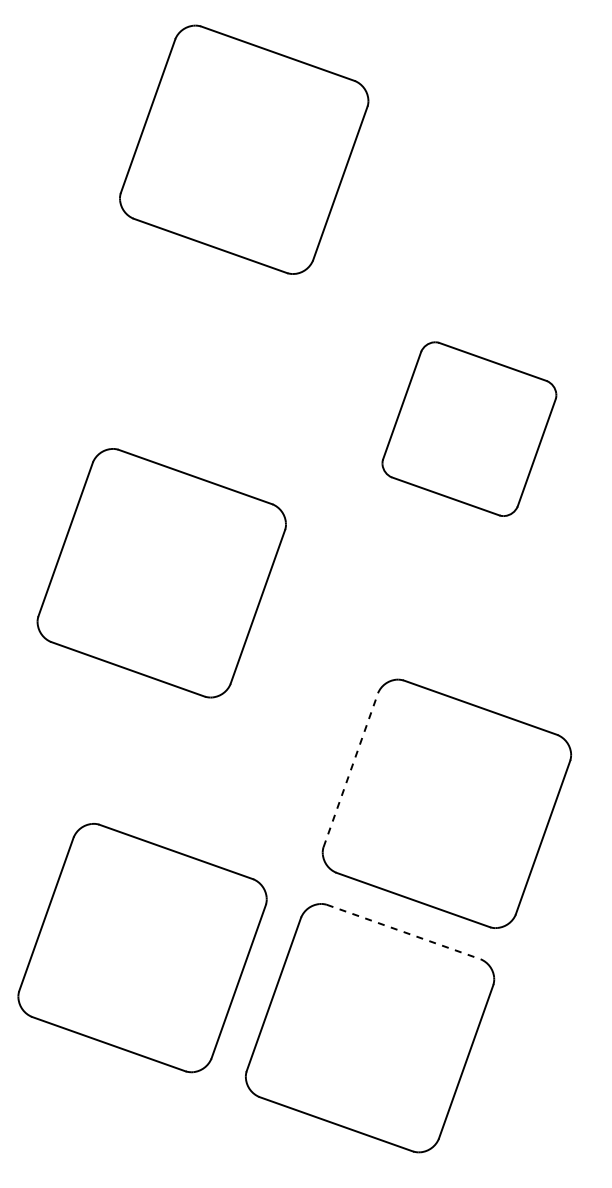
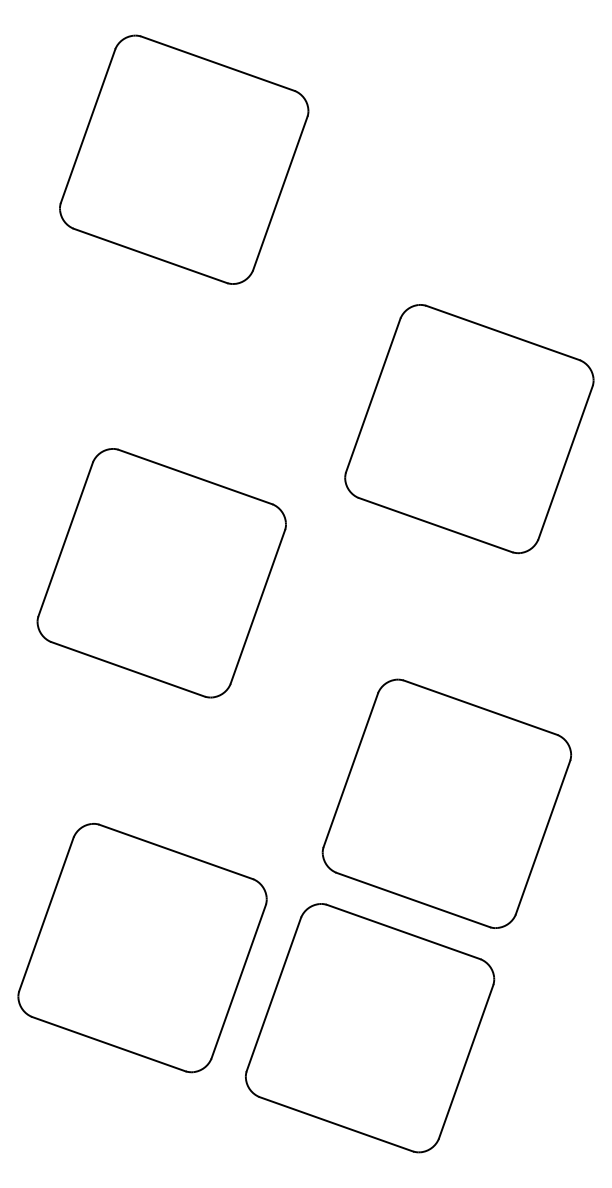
part position: (244, 149) -> (184, 159) (184, 159)
part size: 177x176 px -> 251x251 px (469, 429)
line: dashed -> solid (350, 770)
line: dashed -> solid (403, 932)
